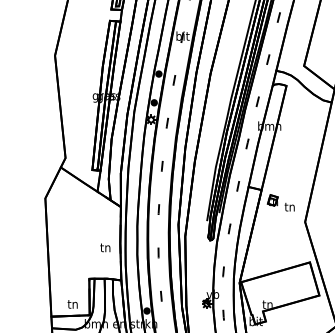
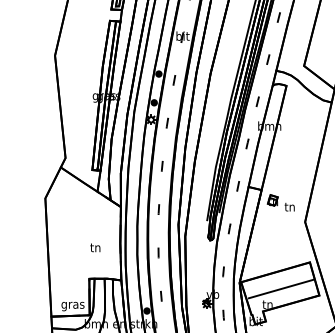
text position: (105, 247) -> (95, 247) (95, 247)
line: none -> present (280, 288)
text: tn -> gras (72, 305)
